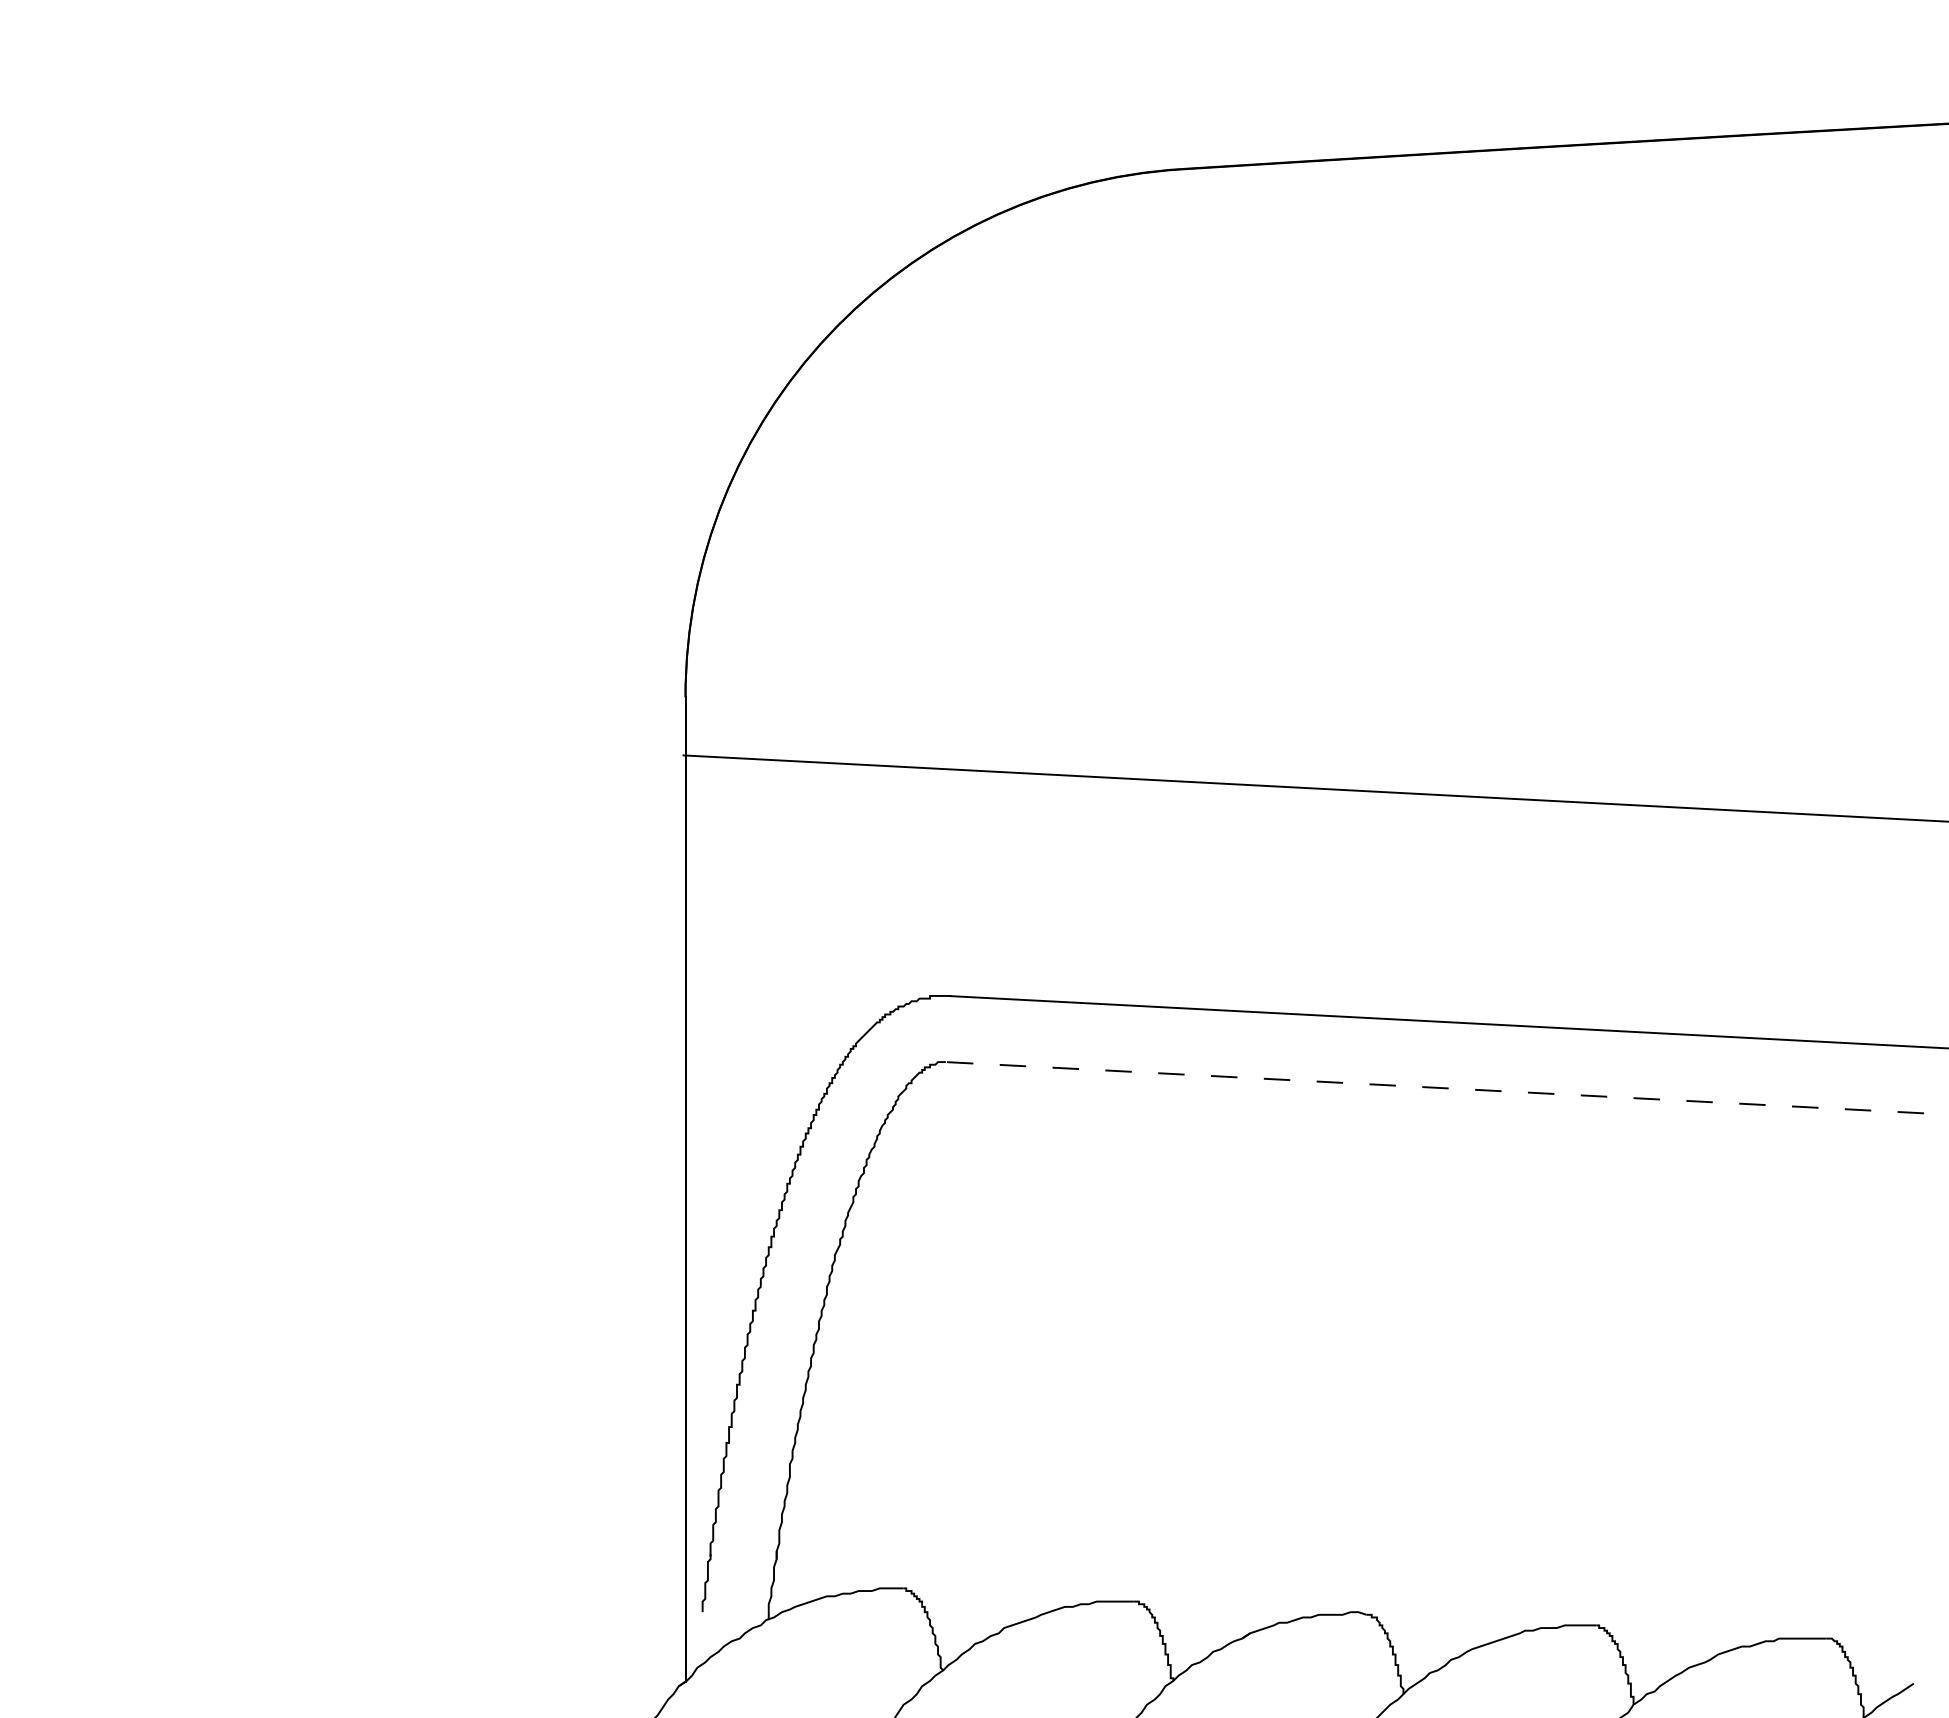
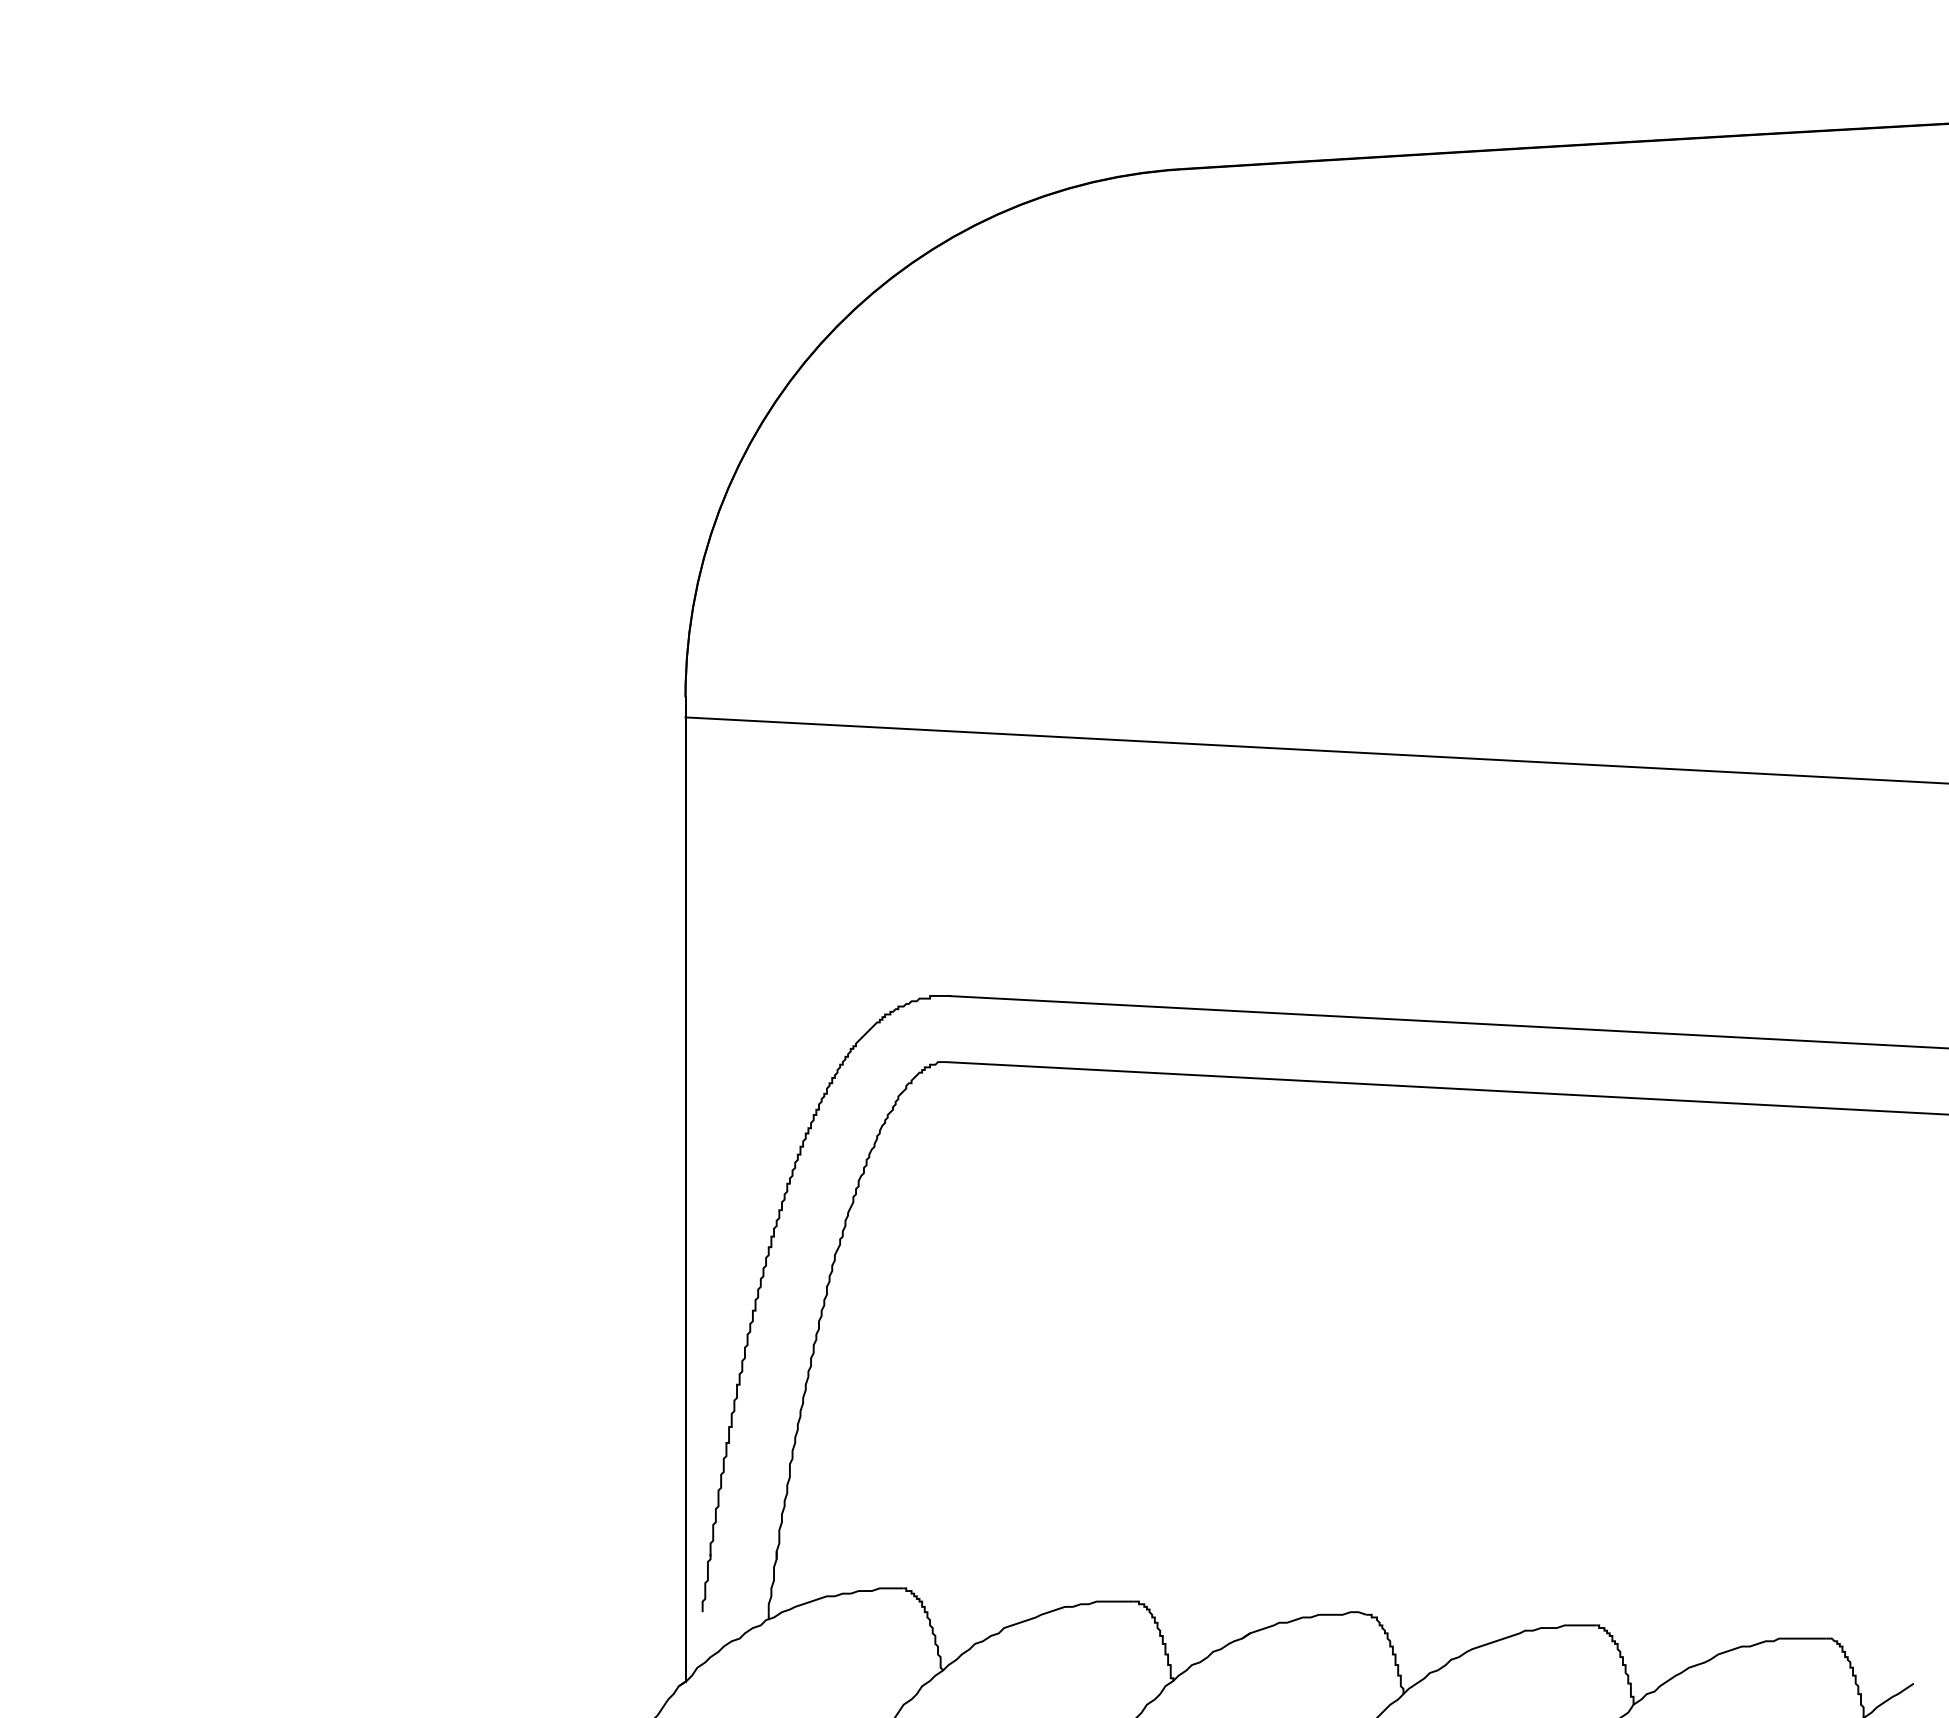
line position: (1314, 788) -> (1315, 750) (1315, 750)
line: dashed -> solid (1448, 1088)
